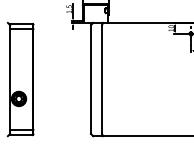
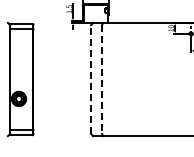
line: solid -> dashed (91, 79)
line: solid -> dashed (102, 80)
